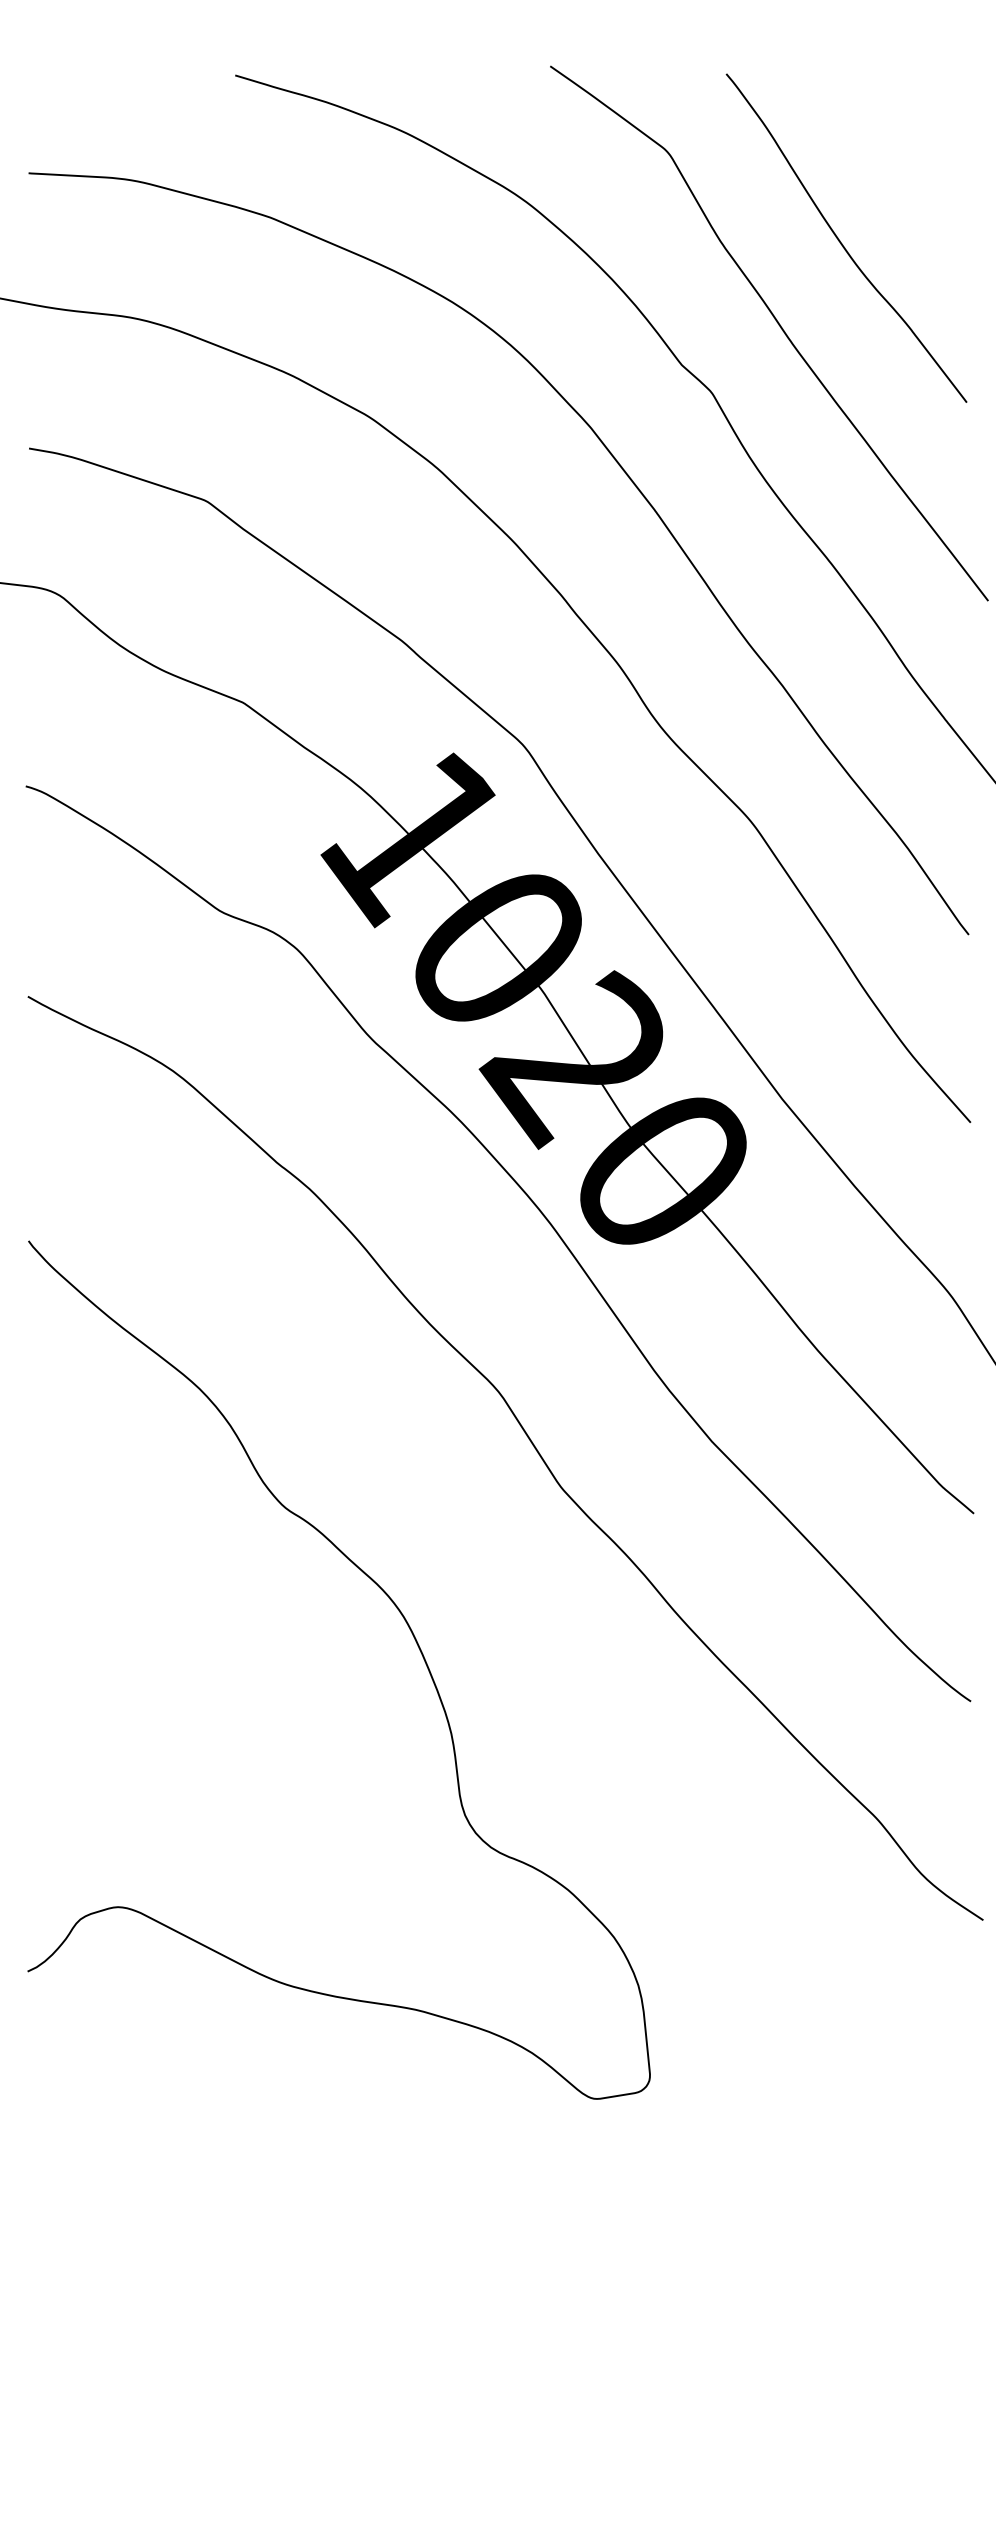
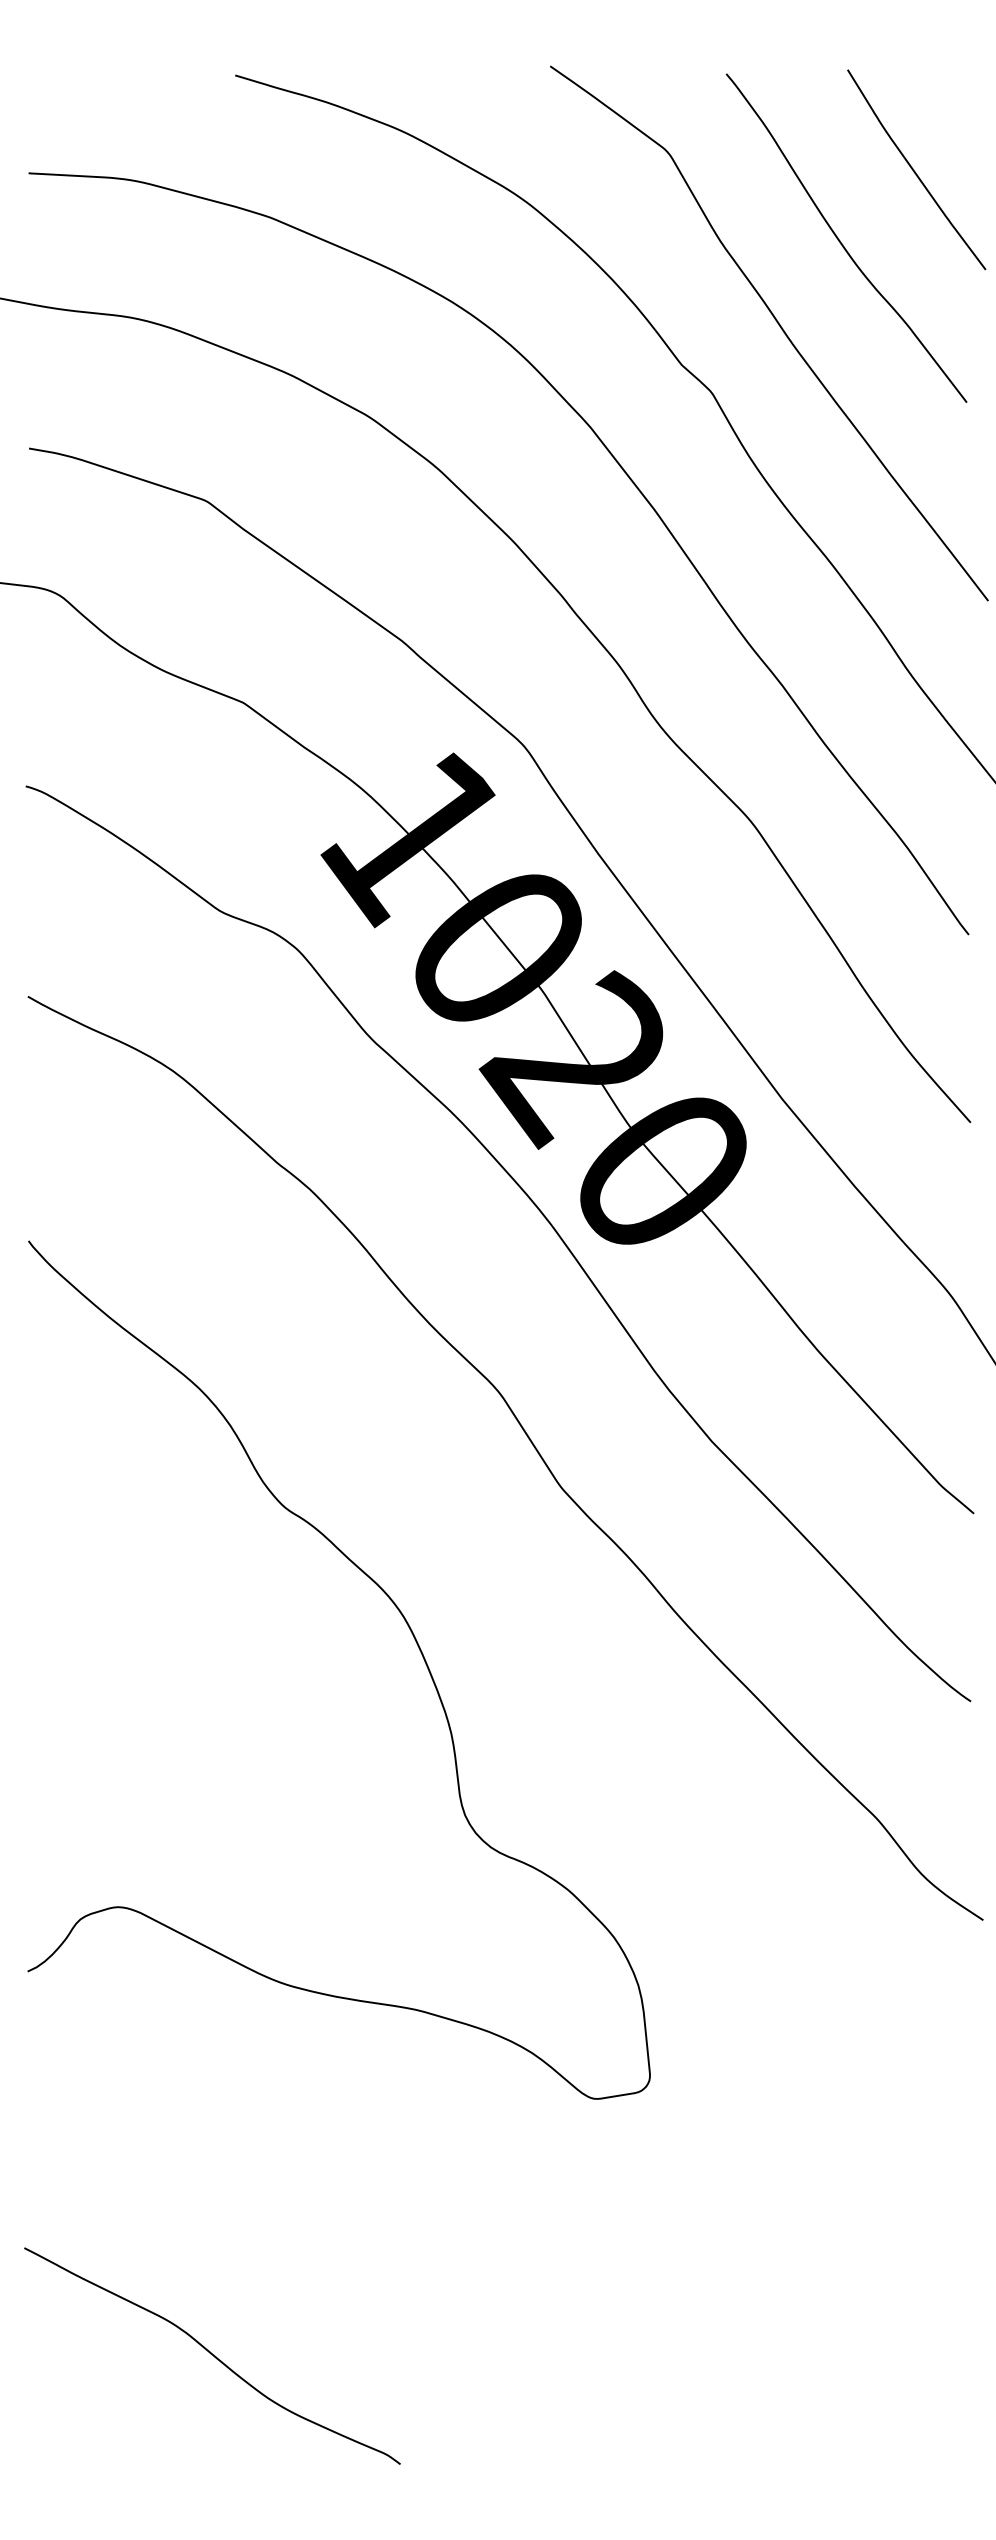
curve: none -> present (914, 170)
curve: none -> present (212, 2355)
